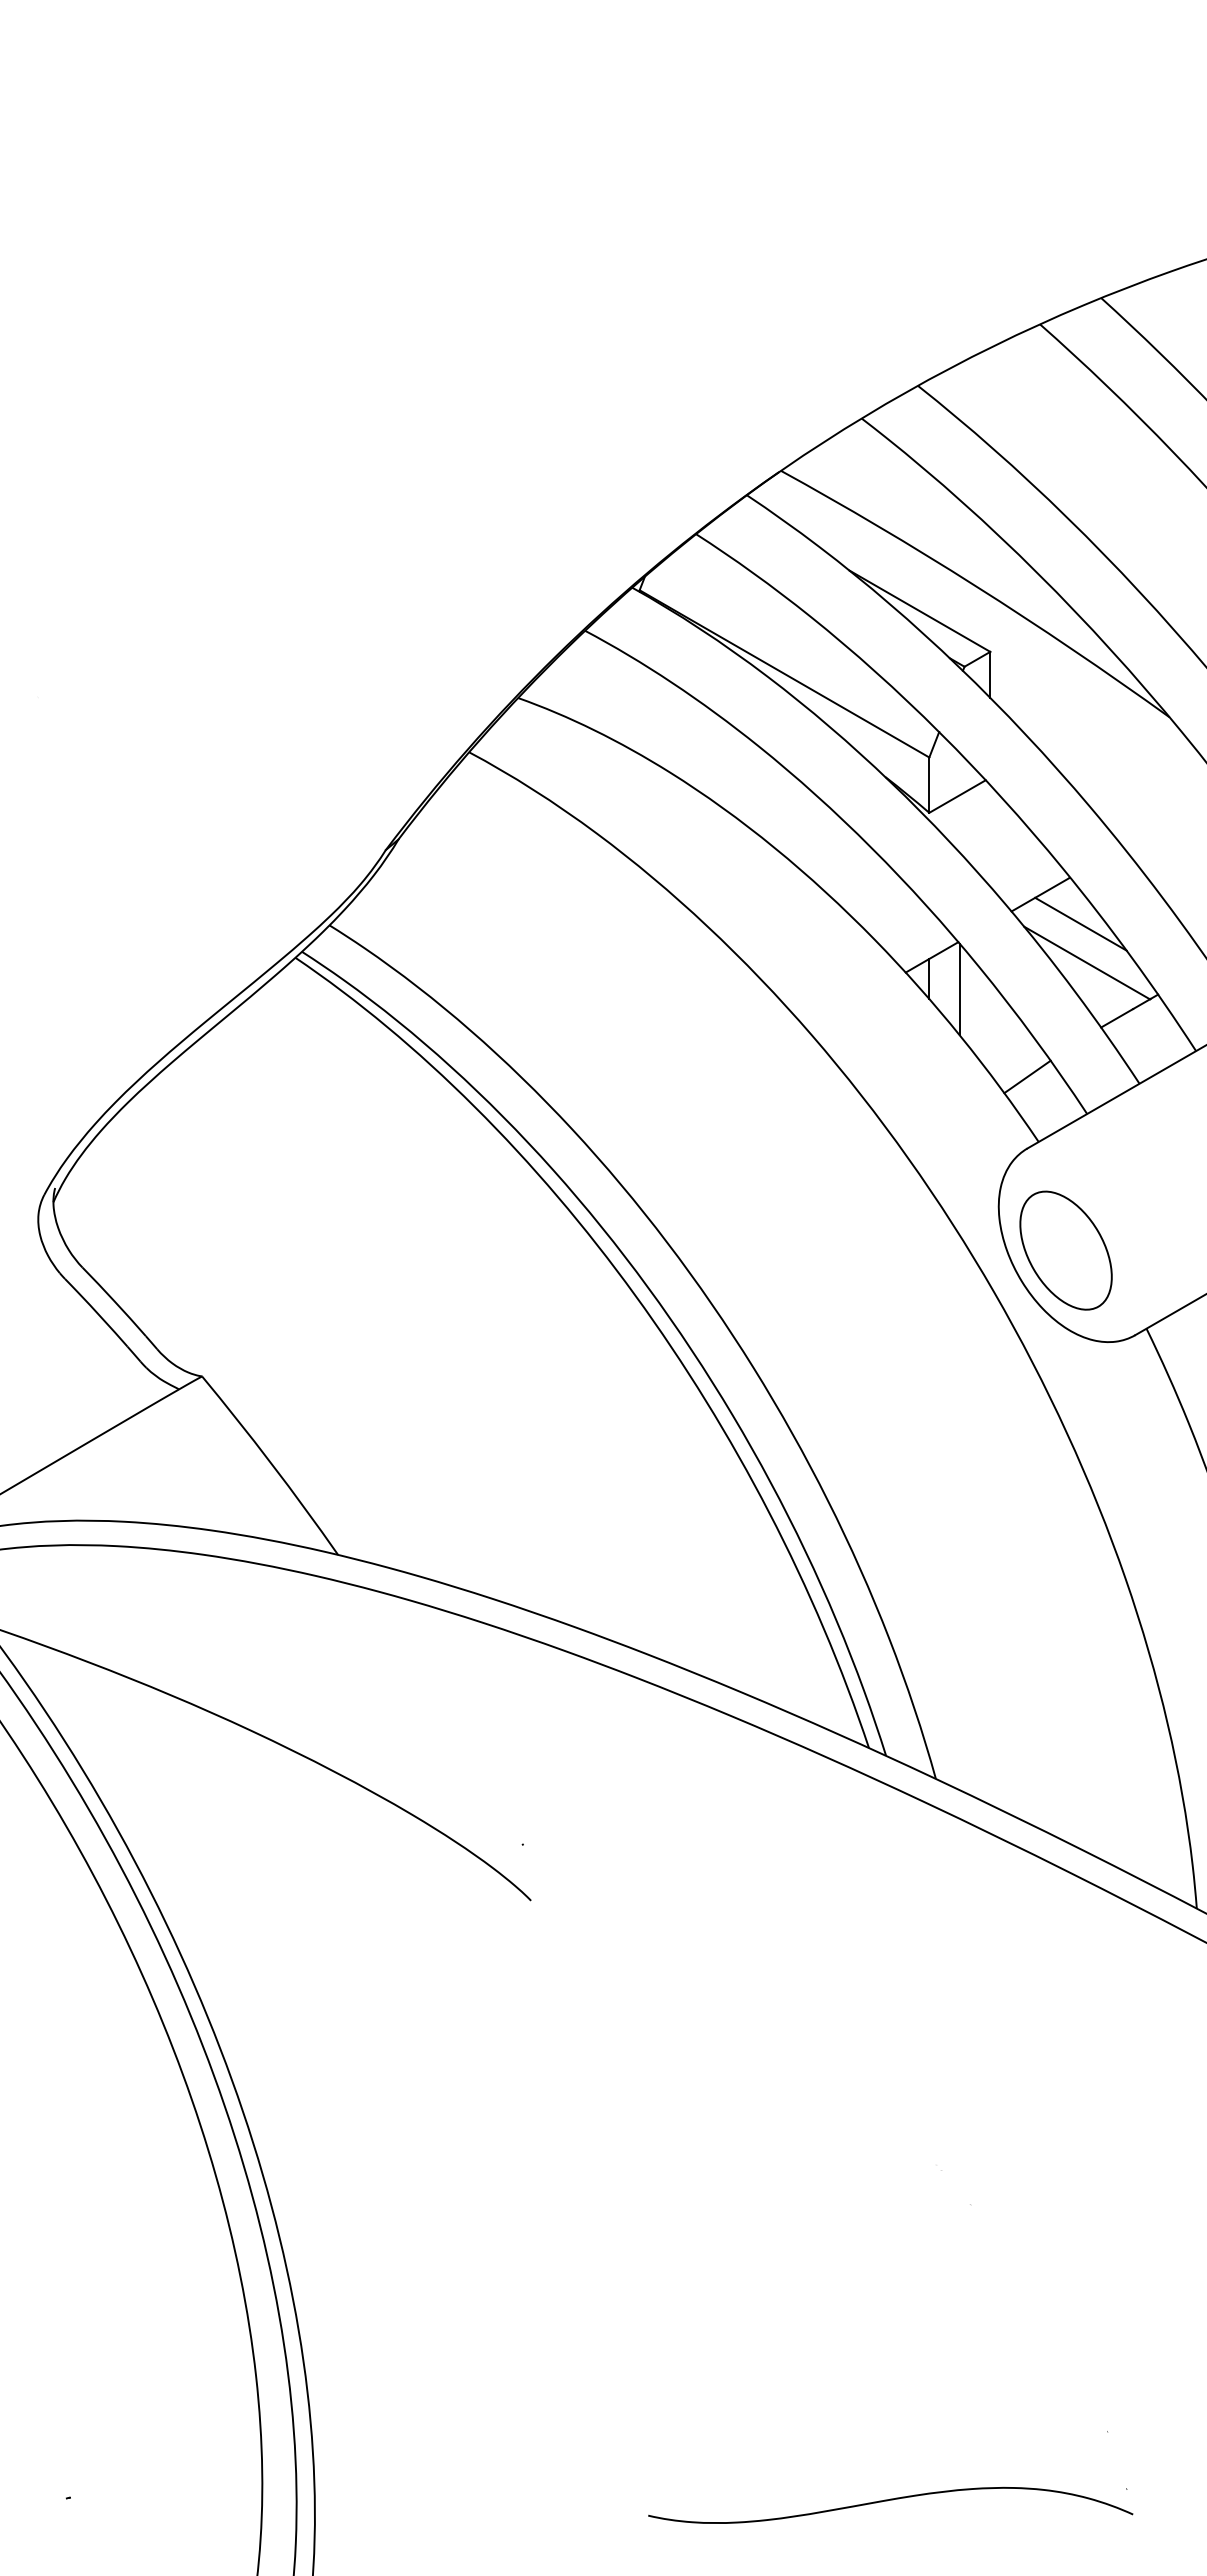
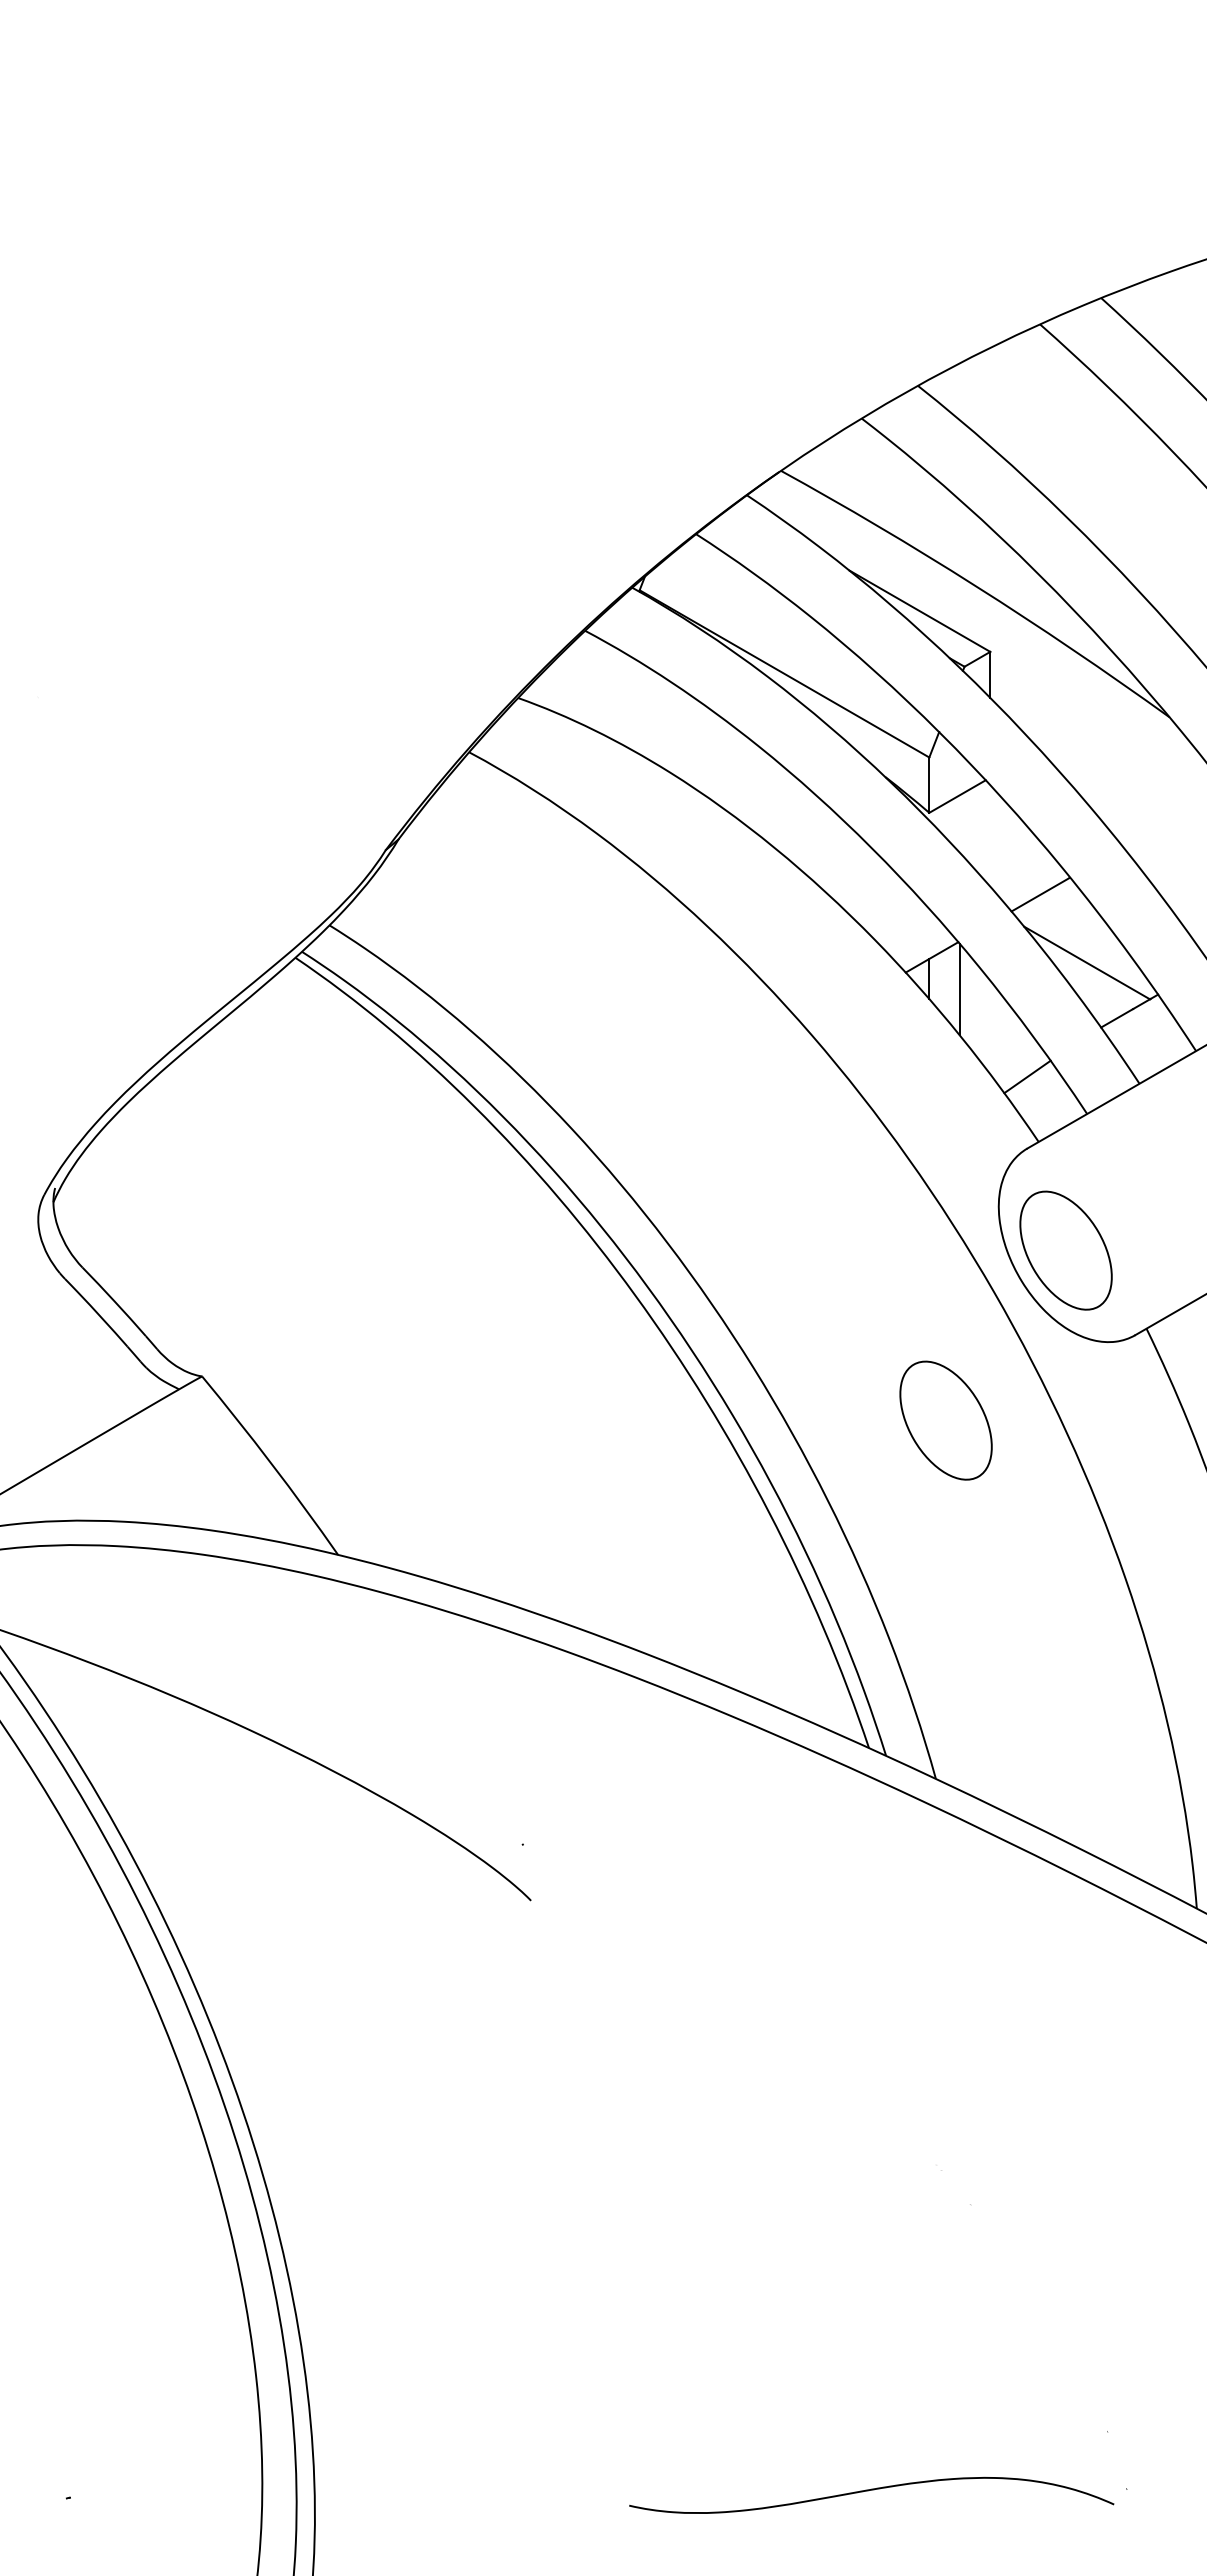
line: present -> none (1080, 923)
part: none -> present (945, 1420)
curve position: (890, 2500) -> (871, 2490) (871, 2490)
